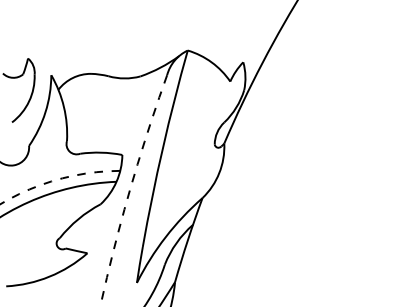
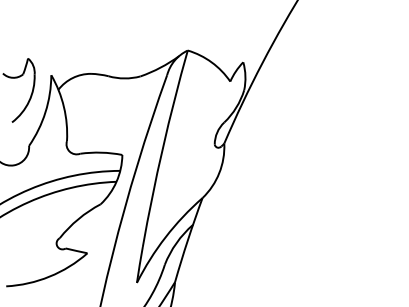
arc: dashed -> solid (57, 179)
arc: dashed -> solid (129, 190)
